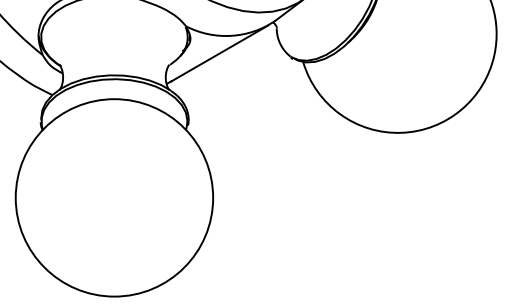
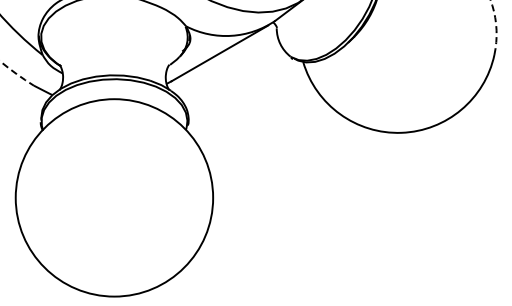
arc: solid -> dashed (496, 26)
arc: solid -> dashed (16, 74)
